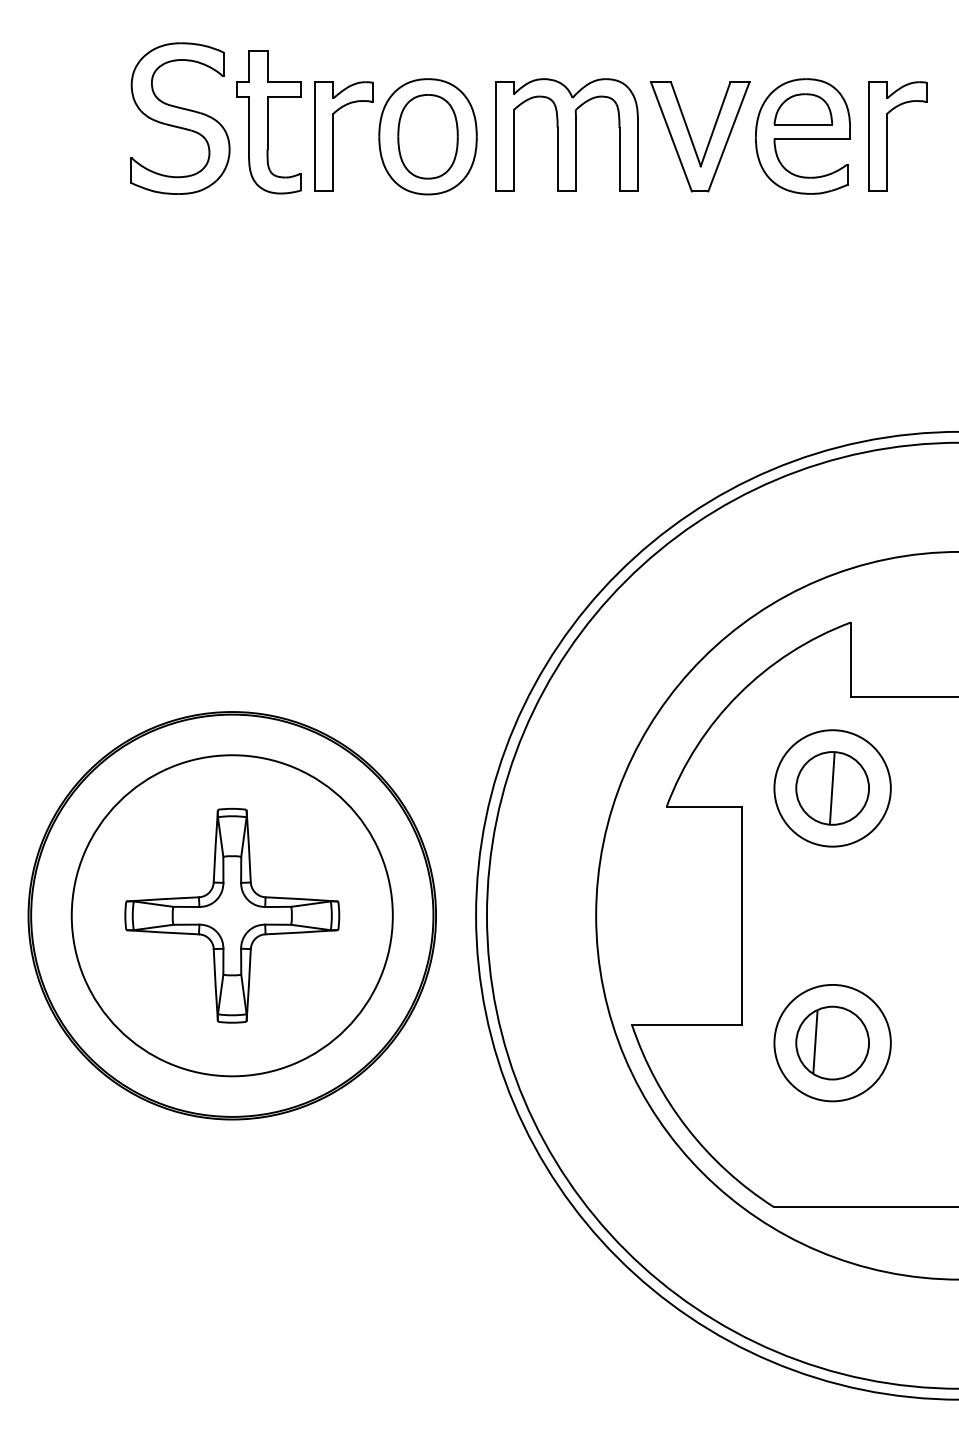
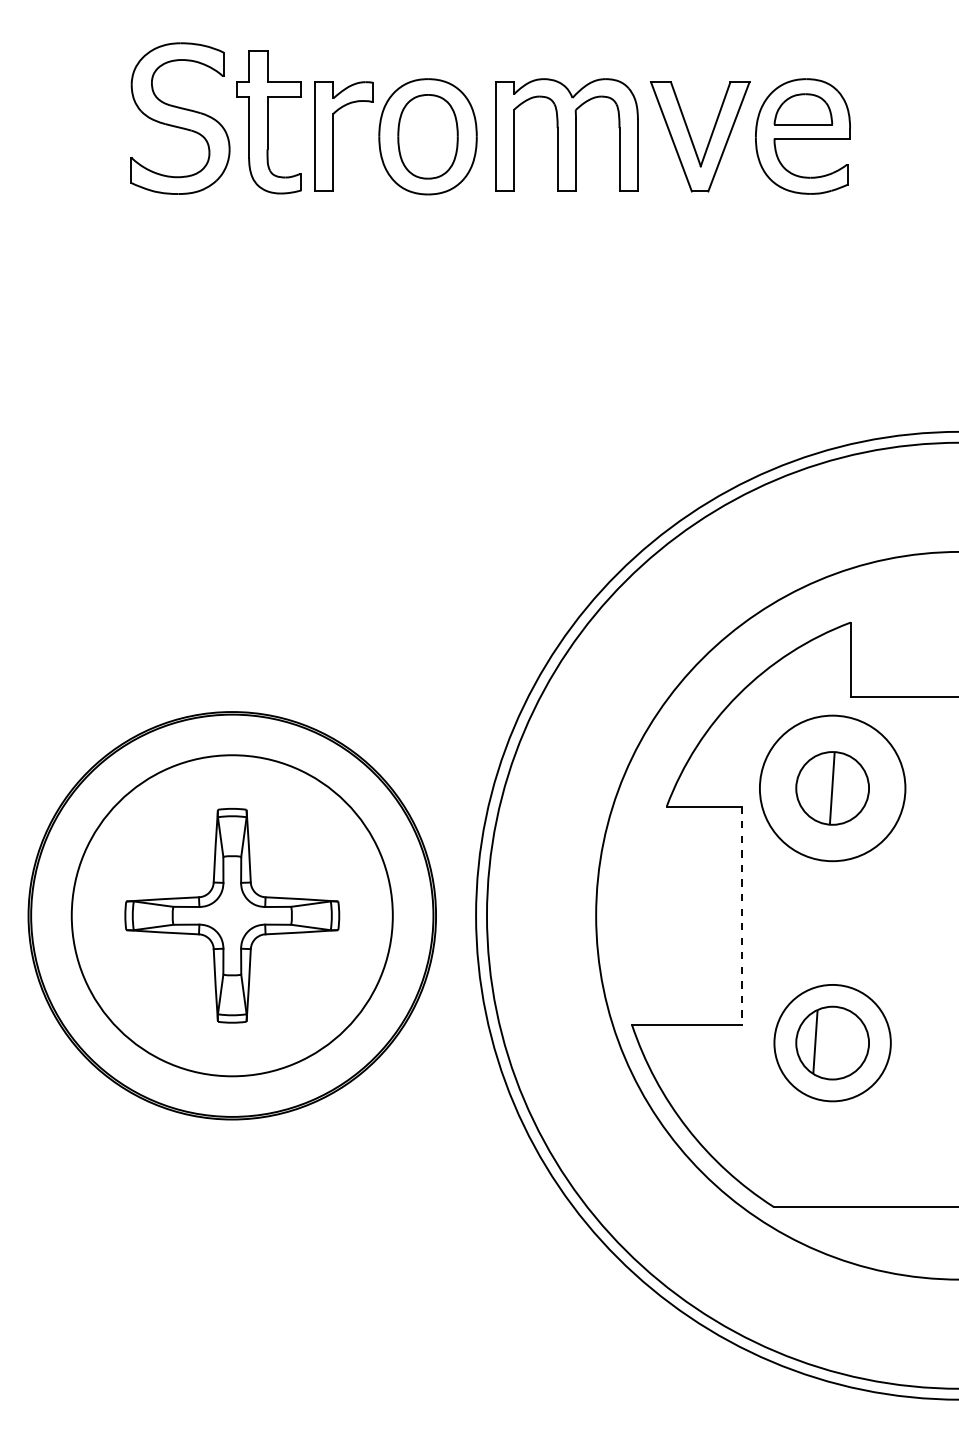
part: present -> none (887, 136)
circle diameter: 116 px -> 146 px (832, 788)
line: solid -> dashed (741, 916)
